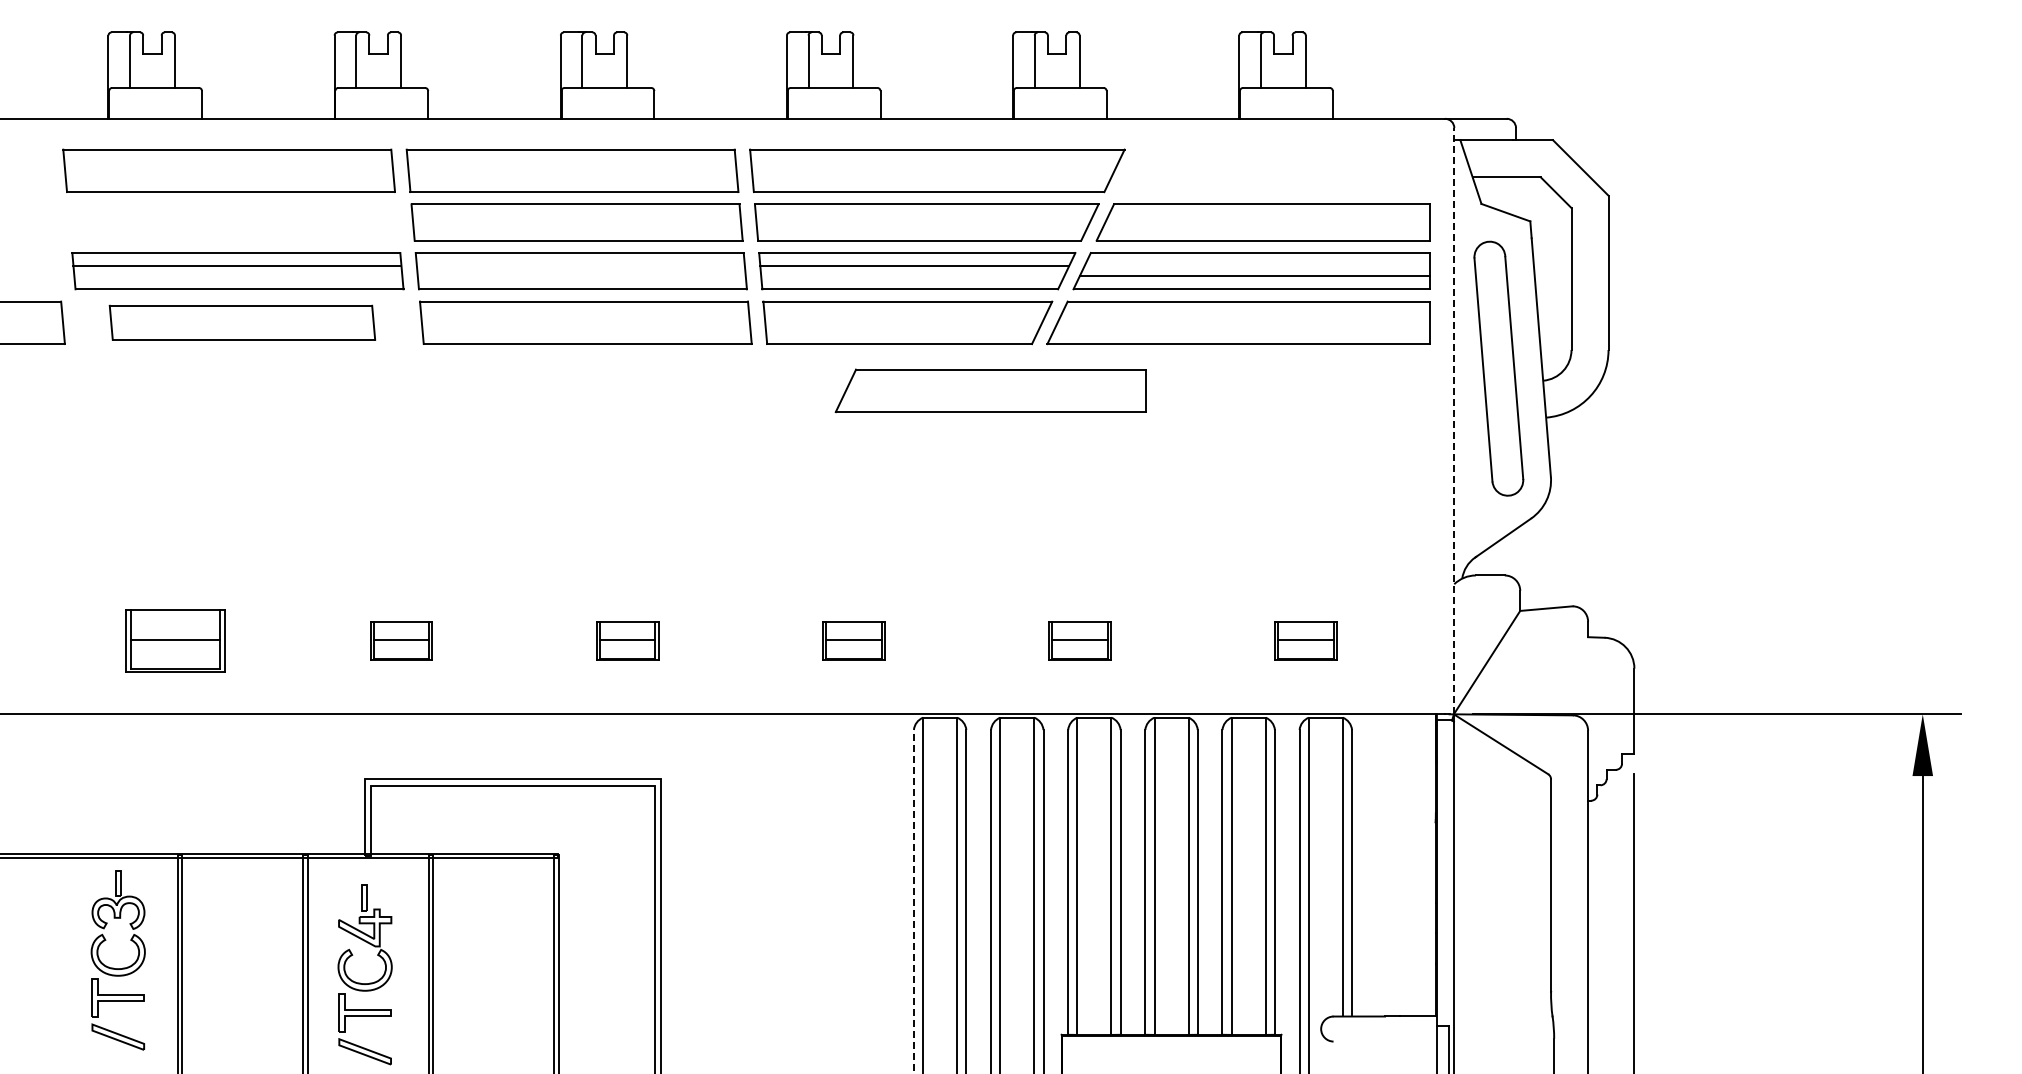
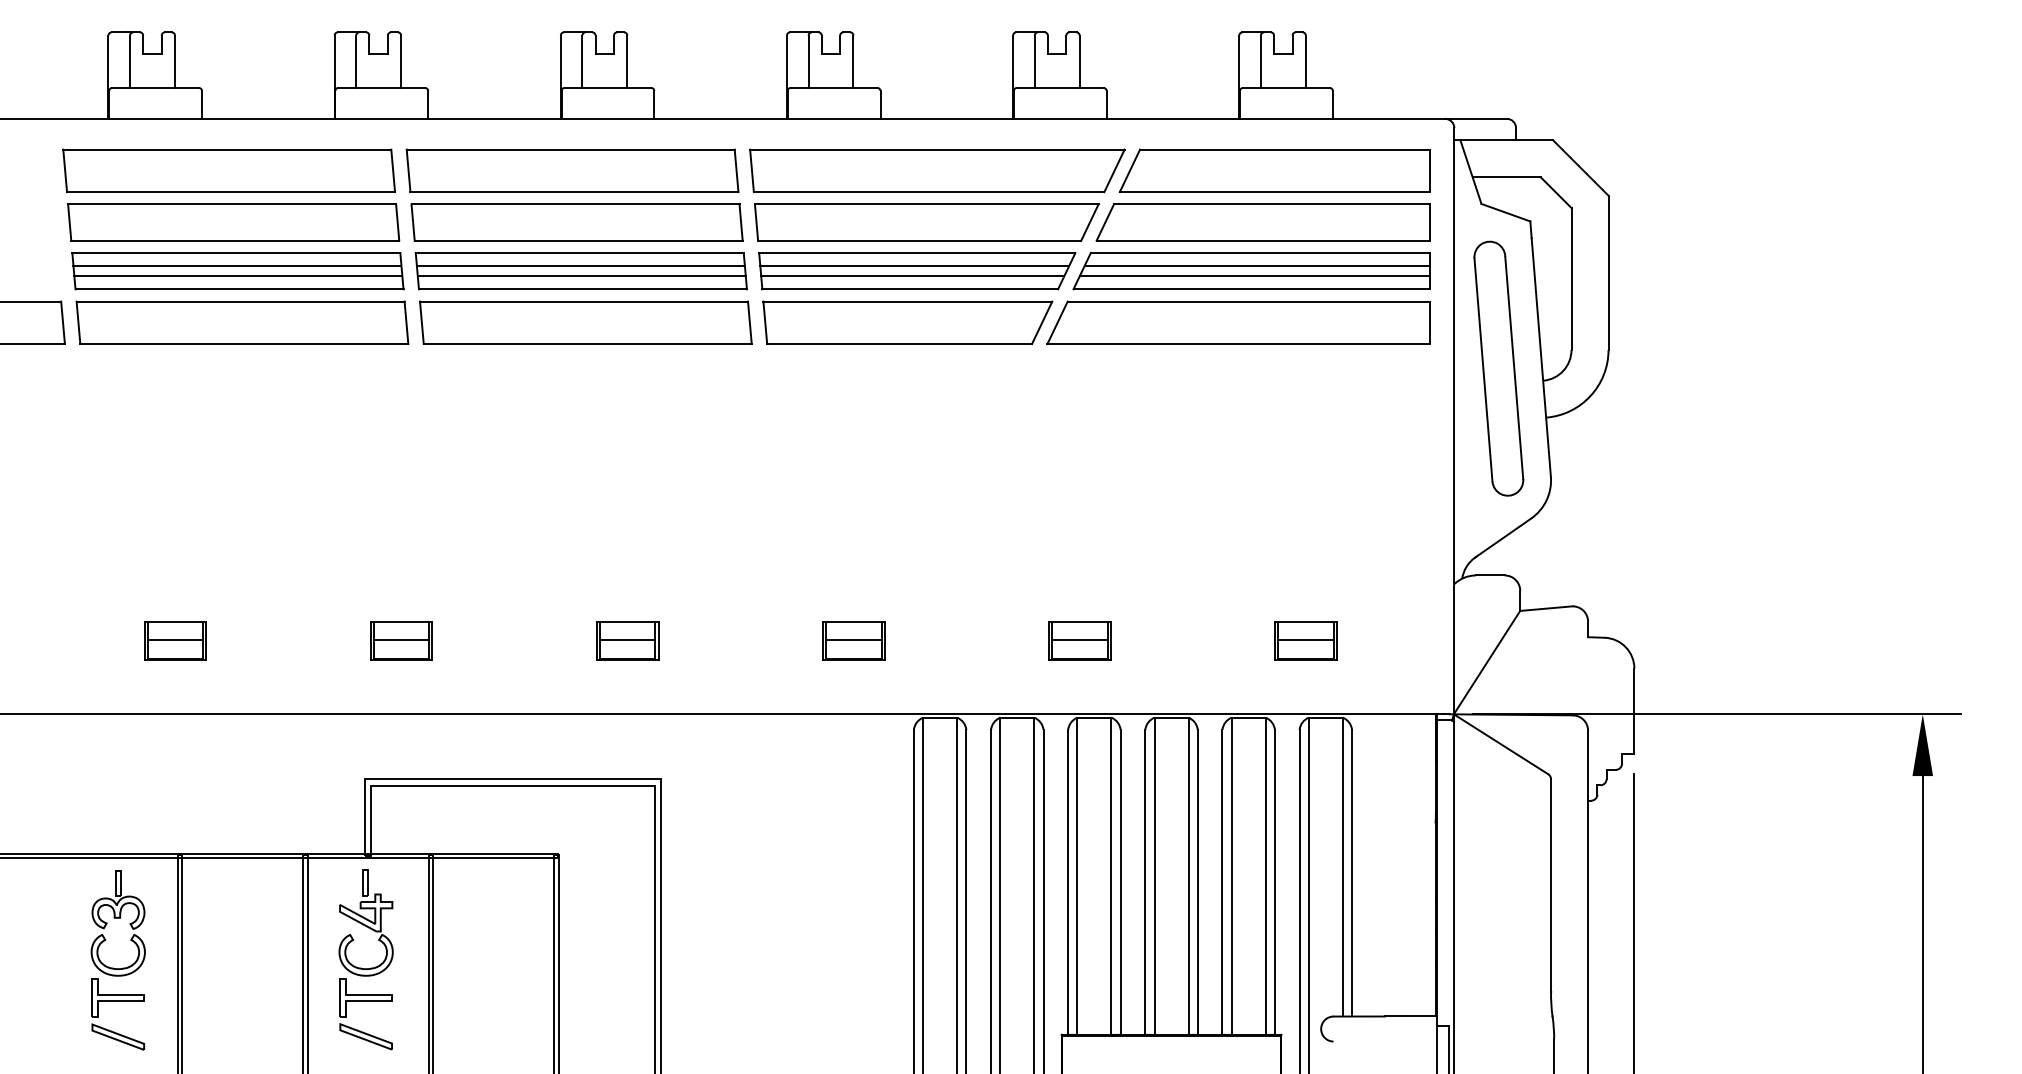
part: none -> present (233, 222)
line: none -> present (580, 265)
line: none -> present (1256, 265)
line: none -> present (238, 276)
line: none -> present (581, 276)
line: none -> present (912, 276)
part size: 269x37 px -> 335x45 px (242, 322)
part position: (990, 390) -> (1274, 170) (1274, 170)
line: dashed -> solid (1454, 420)
part size: 101x64 px -> 63x40 px (175, 640)
line: dashed -> solid (913, 901)
part position: (360, 982) -> (361, 967) (361, 967)
